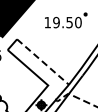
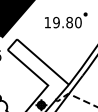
text: 19.50 -> 19.80 (69, 22)
line: dashed -> solid (43, 62)
